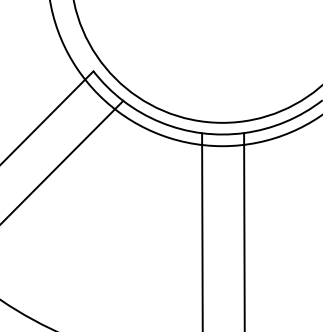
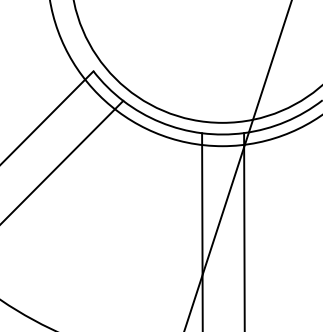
line: none -> present (238, 165)
